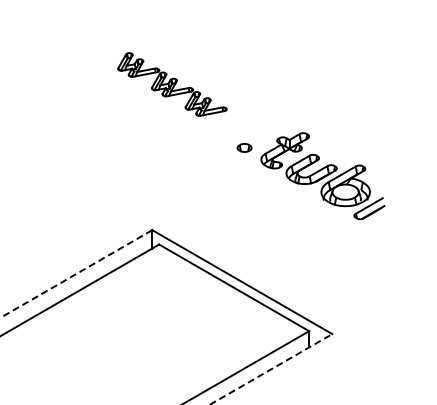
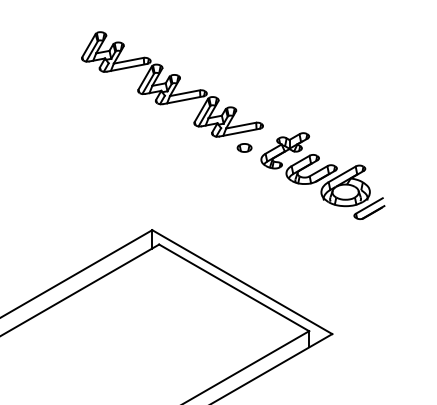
part size: 111x65 px -> 183x107 px (172, 84)
line: dashed -> solid (76, 274)
line: dashed -> solid (271, 369)
